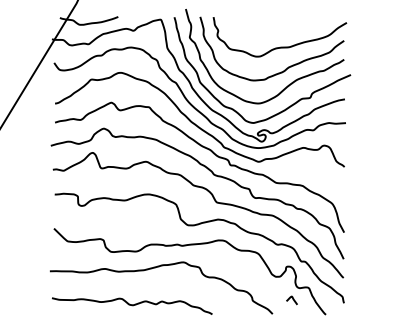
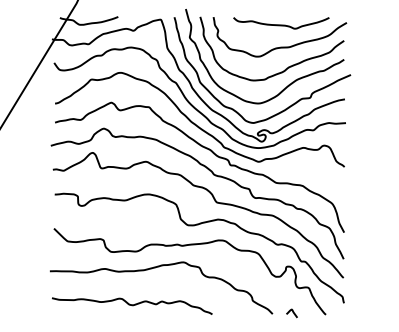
curve: none -> present (281, 24)
curve position: (292, 299) -> (292, 312) (292, 312)
